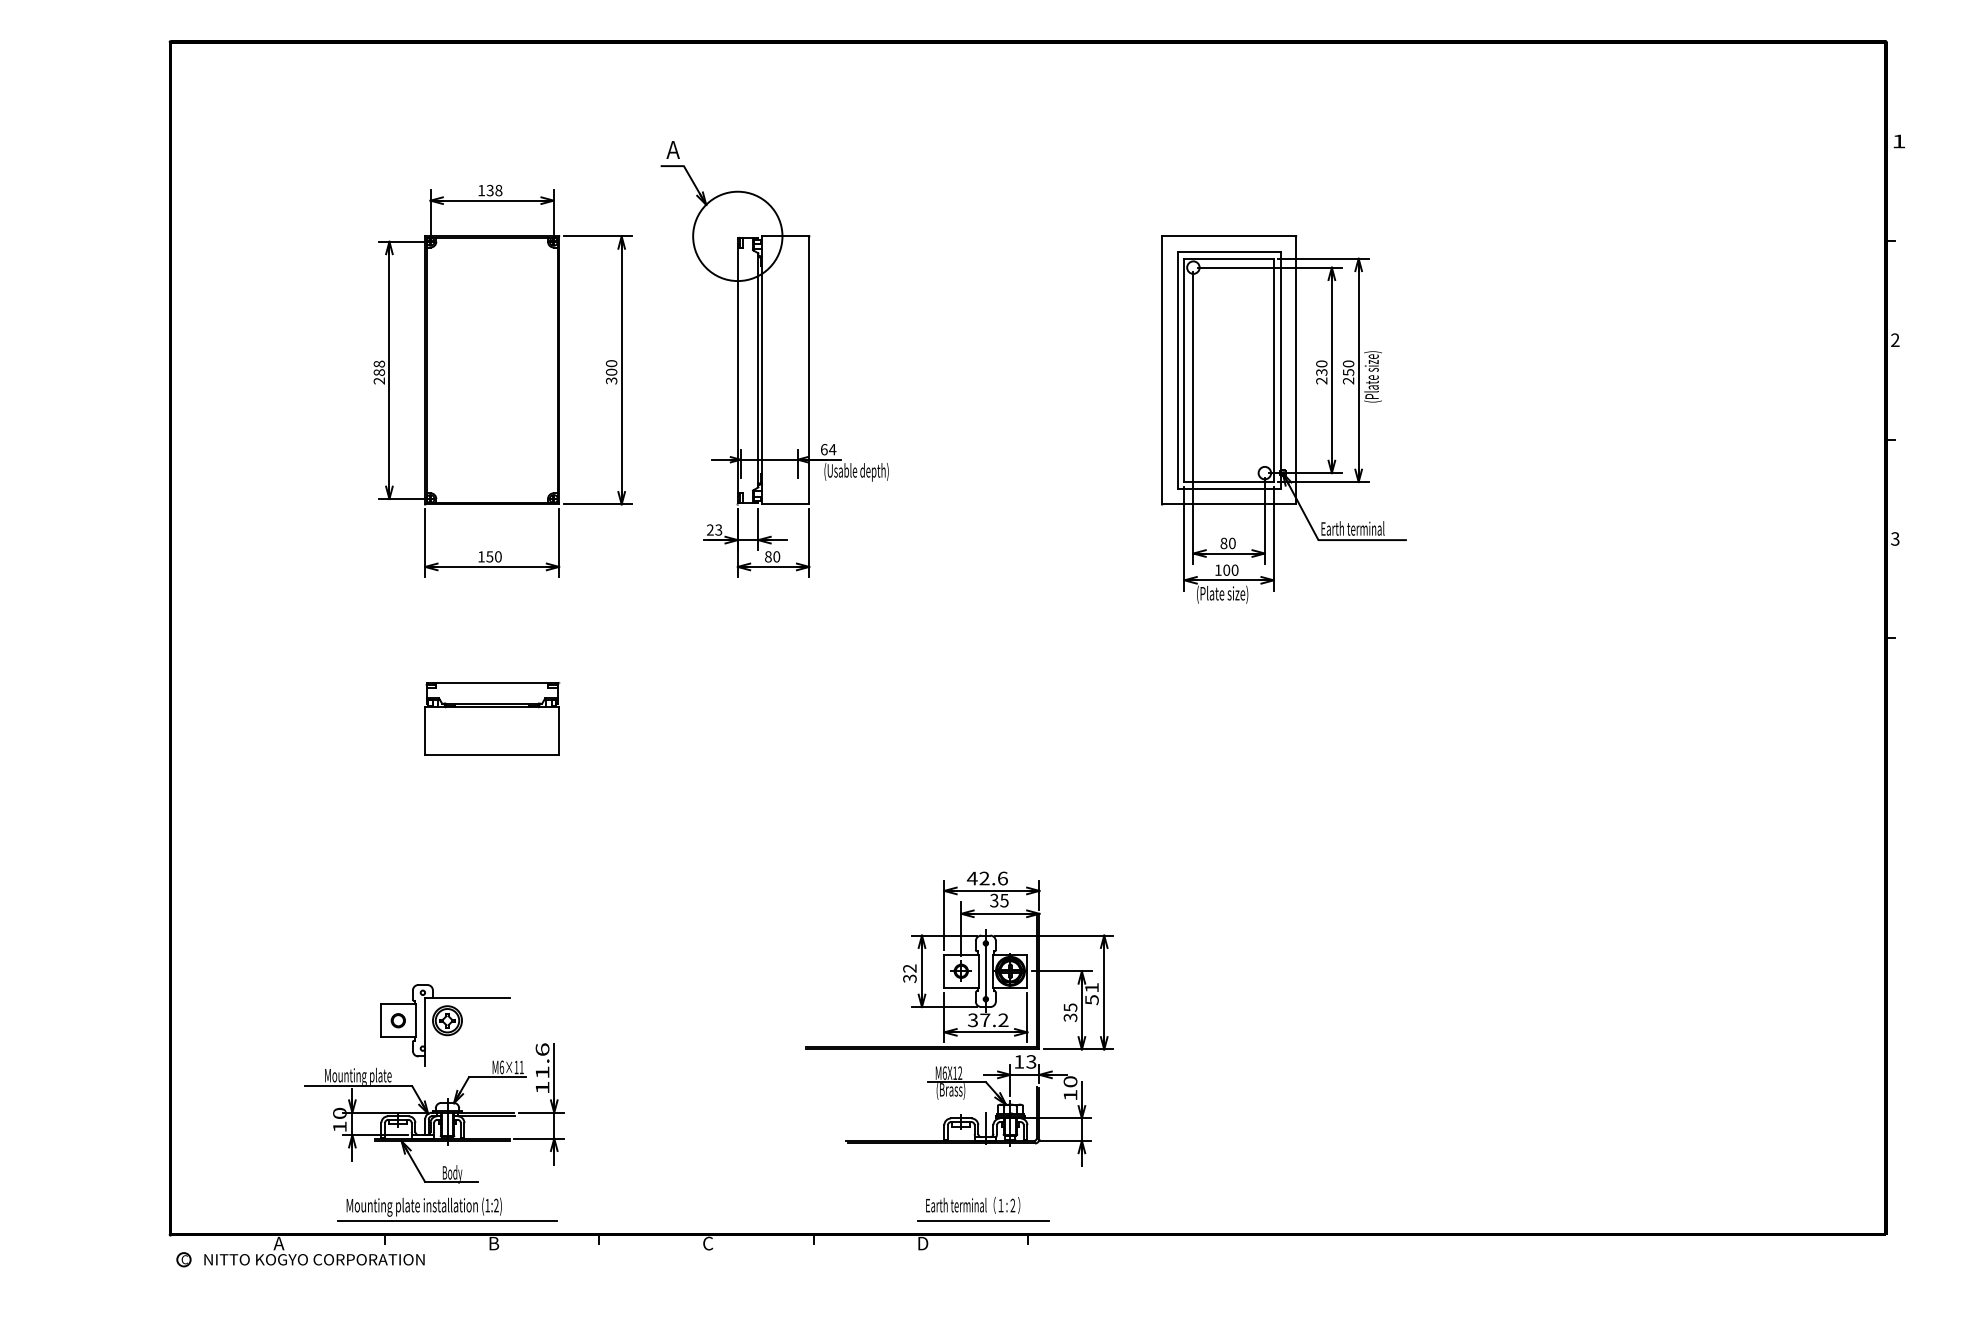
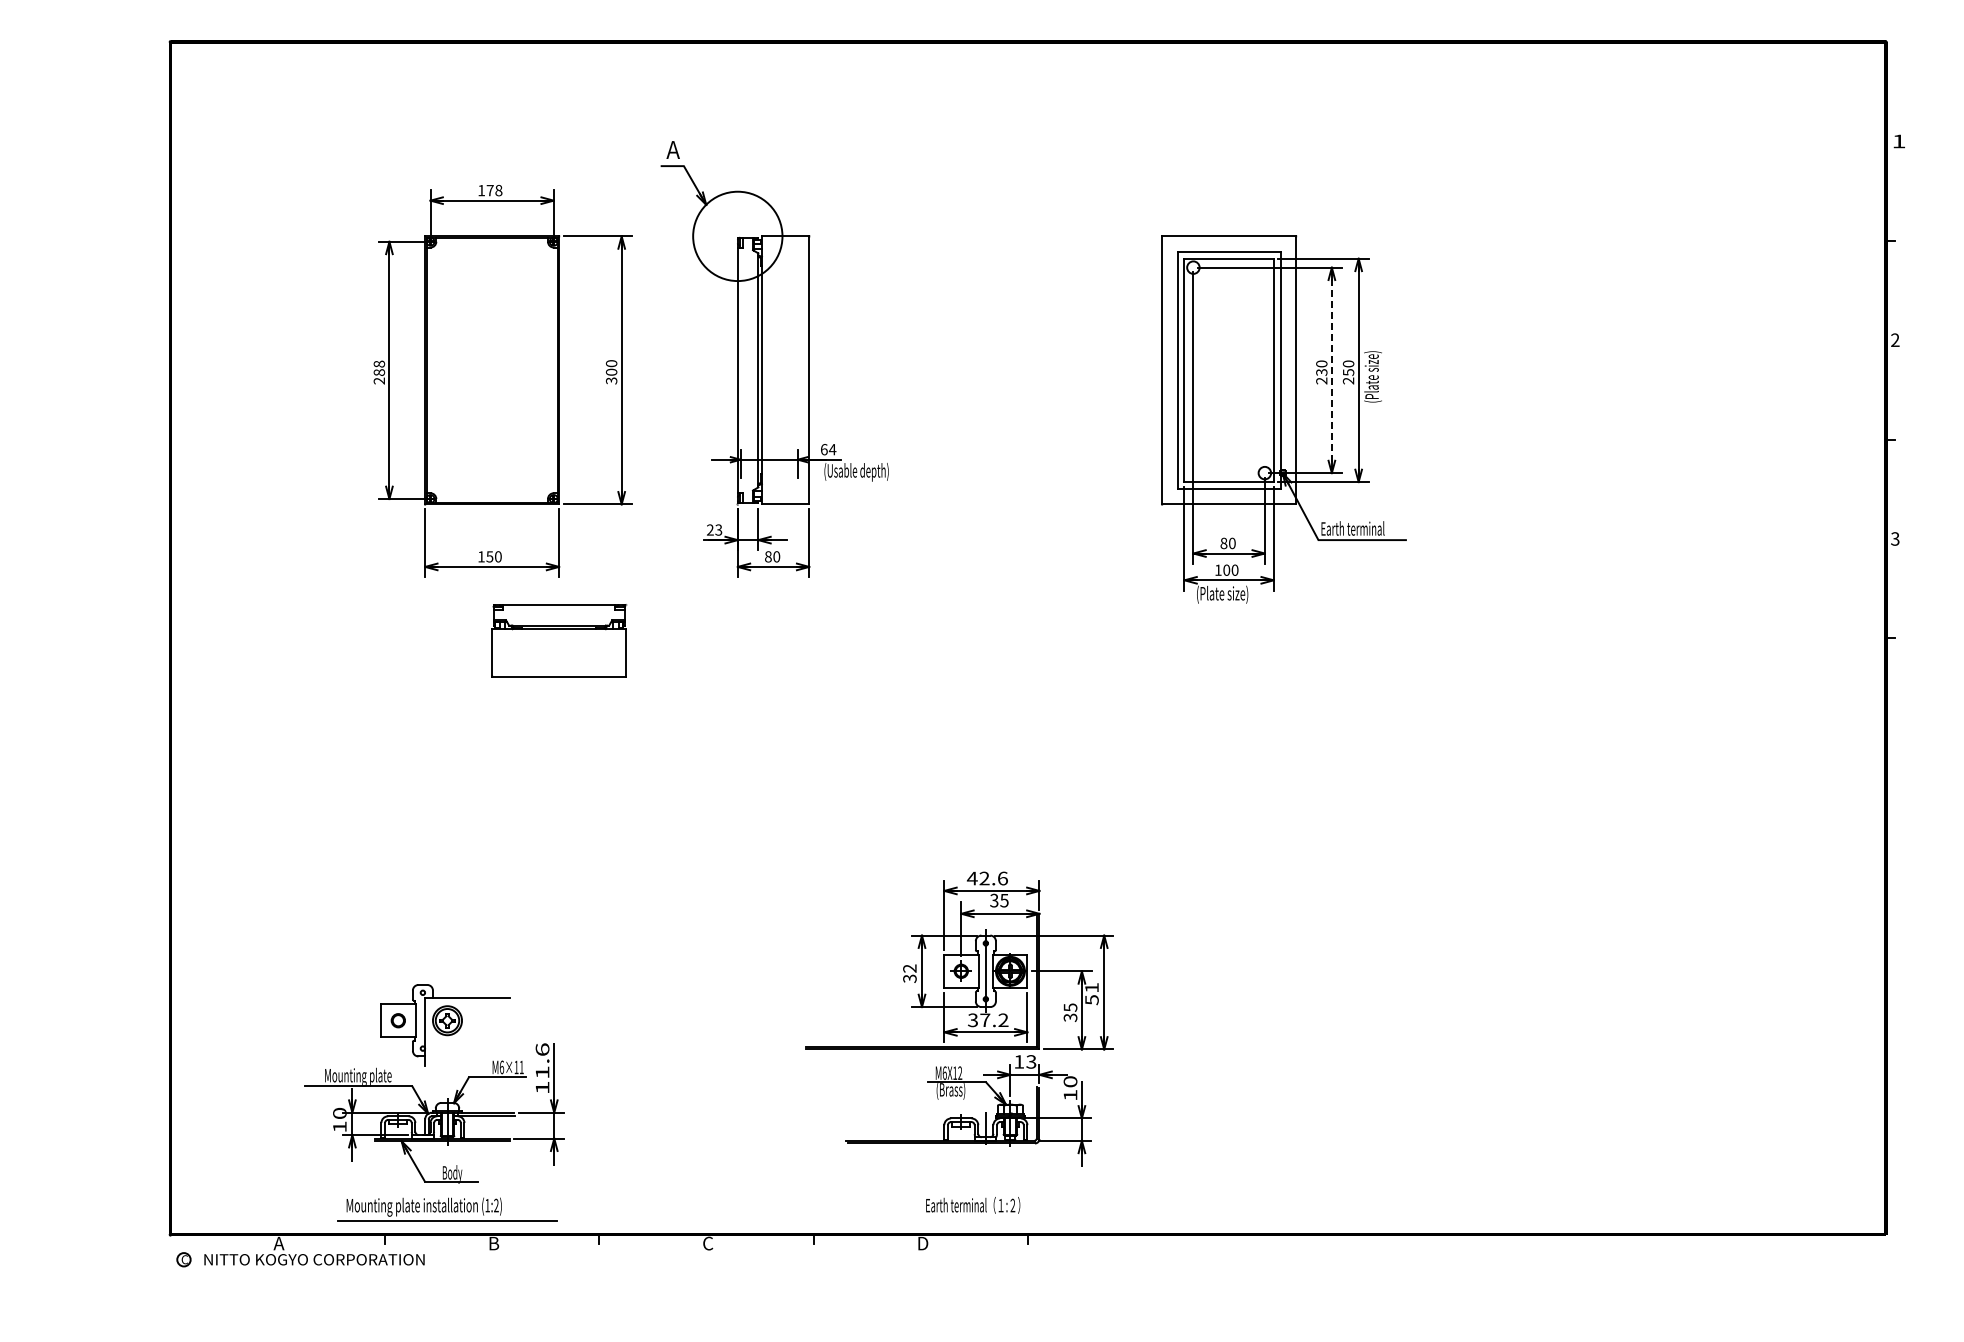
text: 138 -> 178 (489, 190)
line: solid -> dashed (1331, 370)
part position: (492, 718) -> (559, 640) (559, 640)
line: present -> none (983, 1220)
